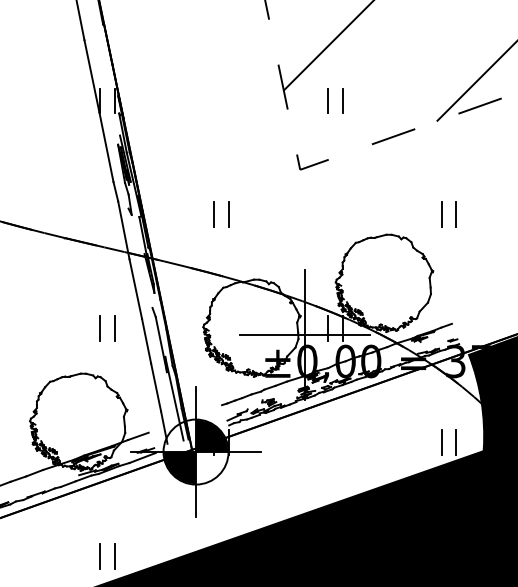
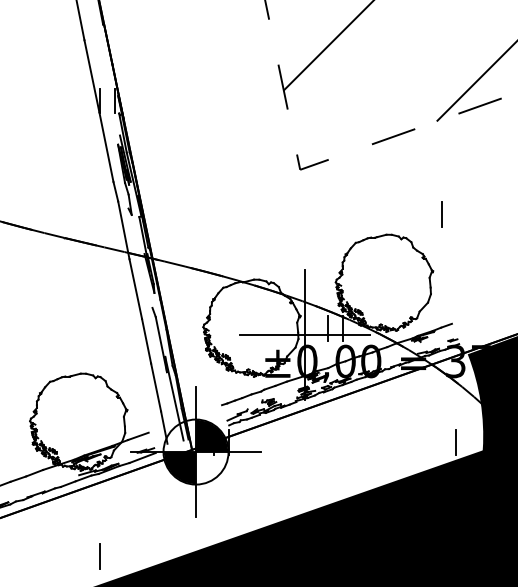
line: present -> none (327, 100)
line: present -> none (342, 100)
line: present -> none (213, 214)
line: present -> none (228, 214)
line: present -> none (456, 214)
line: present -> none (100, 328)
line: present -> none (114, 328)
line: present -> none (441, 442)
line: present -> none (114, 555)
